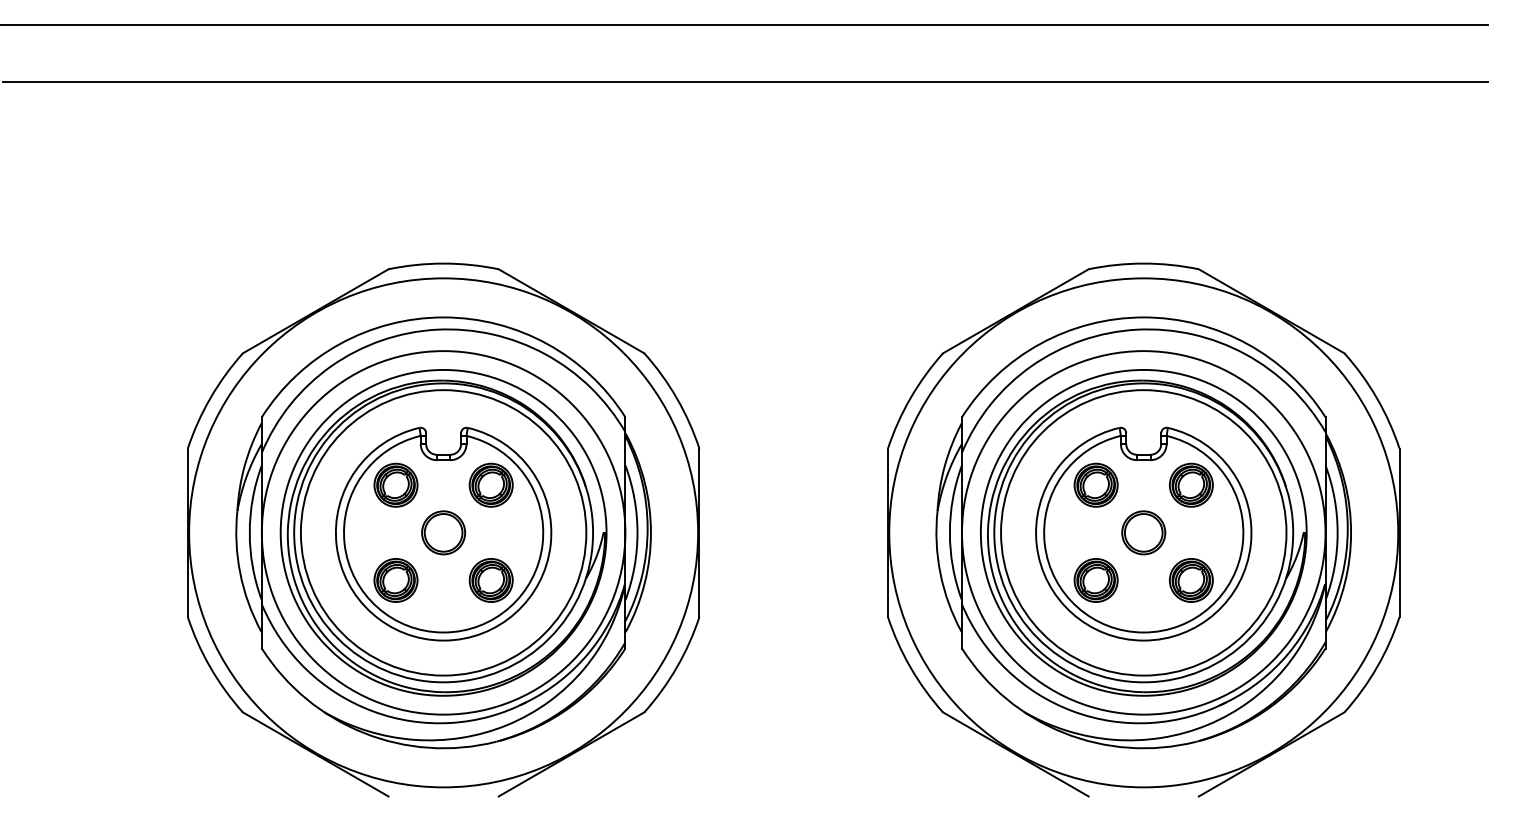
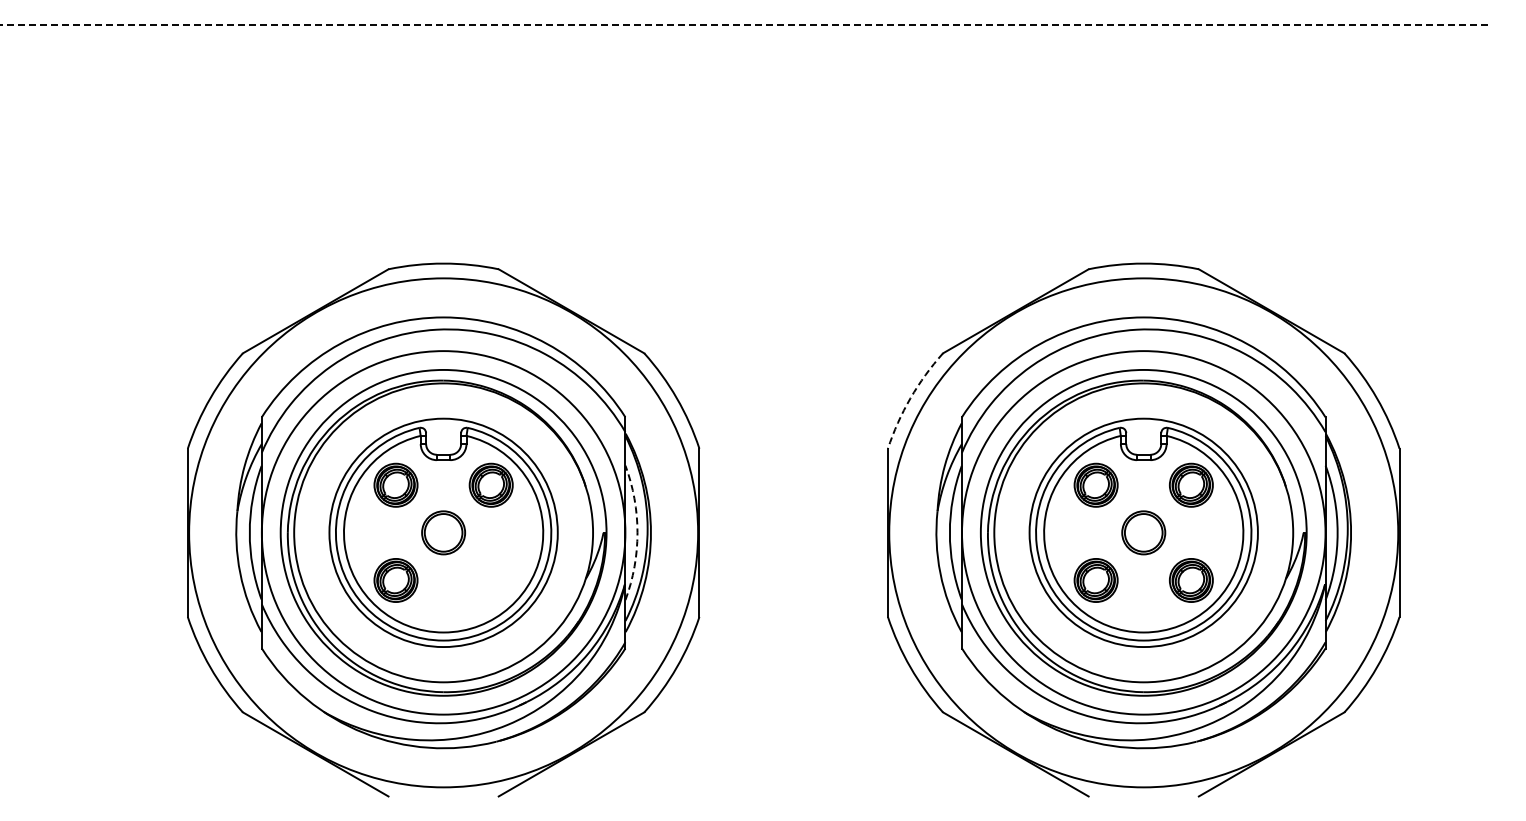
line: solid -> dashed (744, 24)
line: present -> none (745, 81)
arc: solid -> dashed (910, 398)
circle diameter: 285 px -> 228 px (443, 532)
arc: solid -> dashed (637, 532)
circle diameter: 285 px -> 228 px (1143, 532)
part: present -> none (490, 580)
